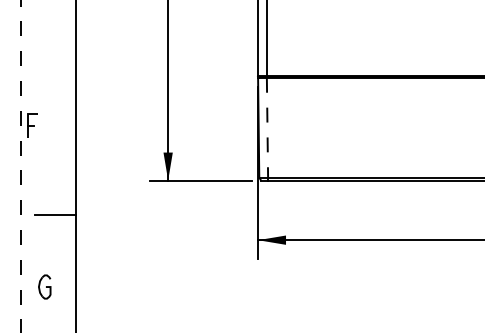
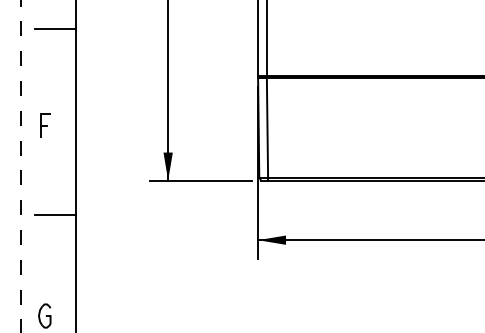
line: none -> present (55, 28)
part position: (32, 125) -> (45, 125) (45, 125)
line: dashed -> solid (267, 127)
part position: (44, 286) -> (44, 315) (44, 315)
